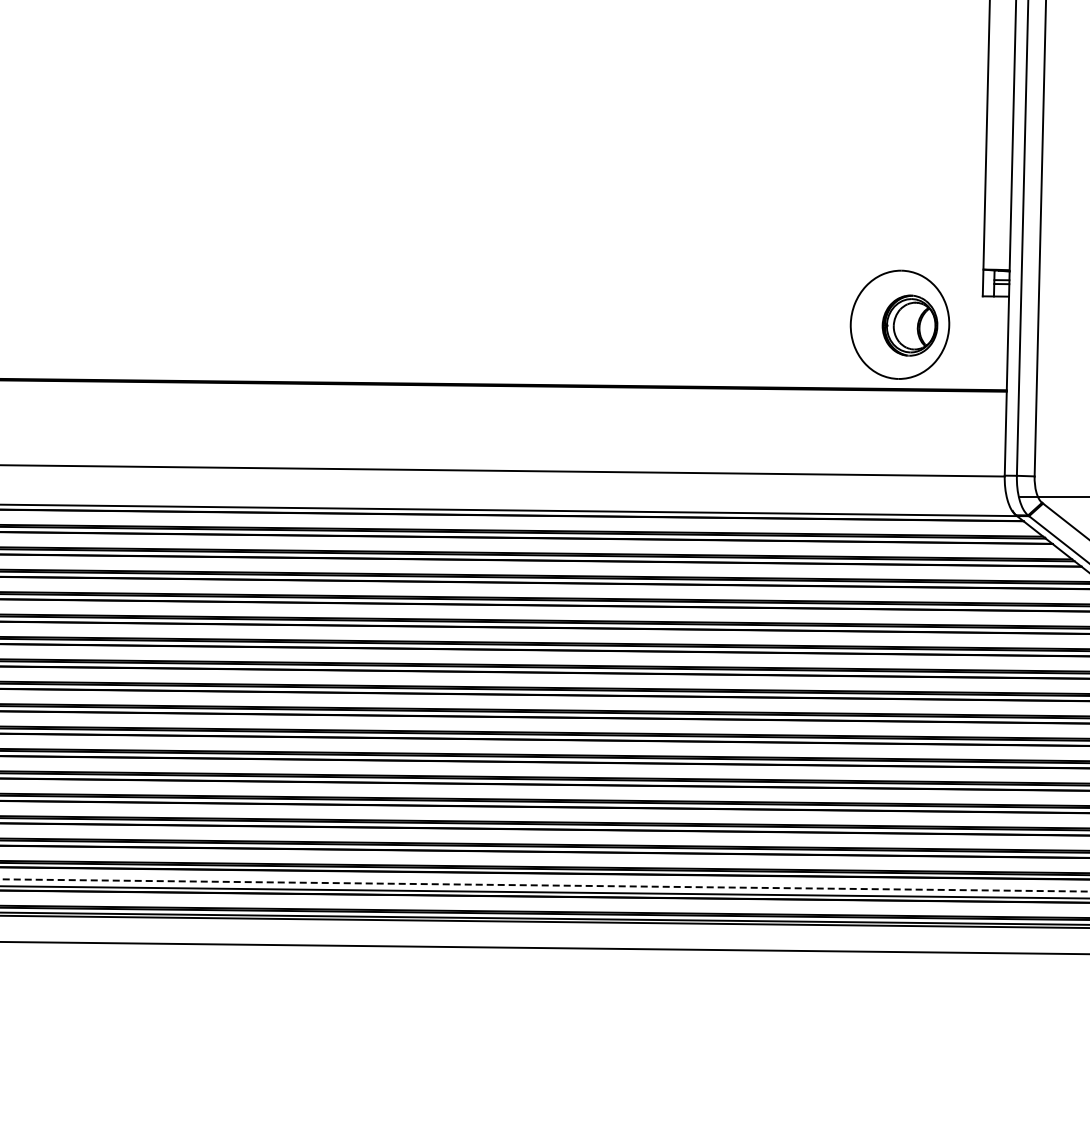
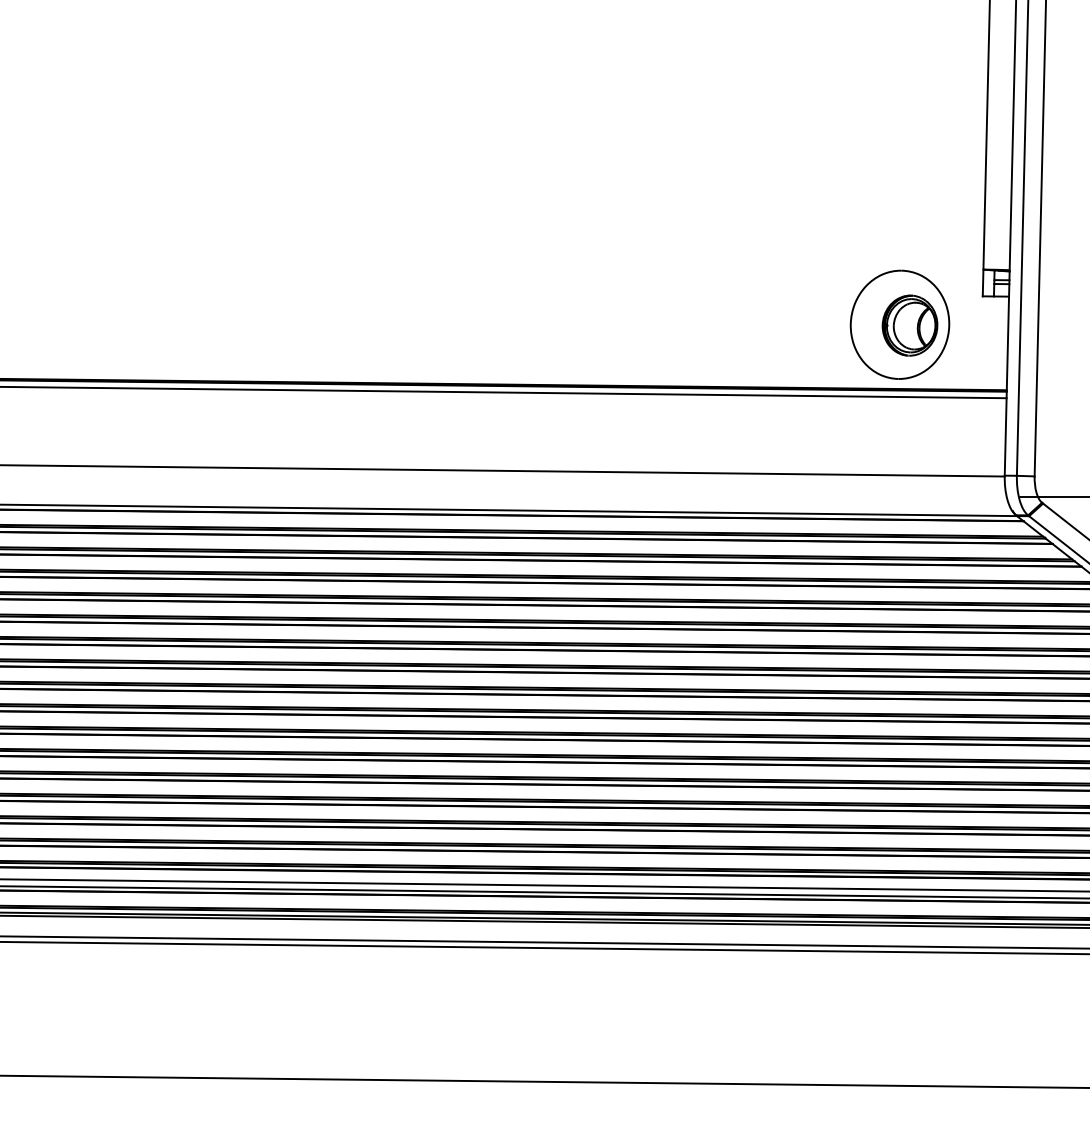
line: none -> present (504, 392)
line: dashed -> solid (545, 885)
line: none -> present (544, 942)
line: none -> present (544, 1081)
